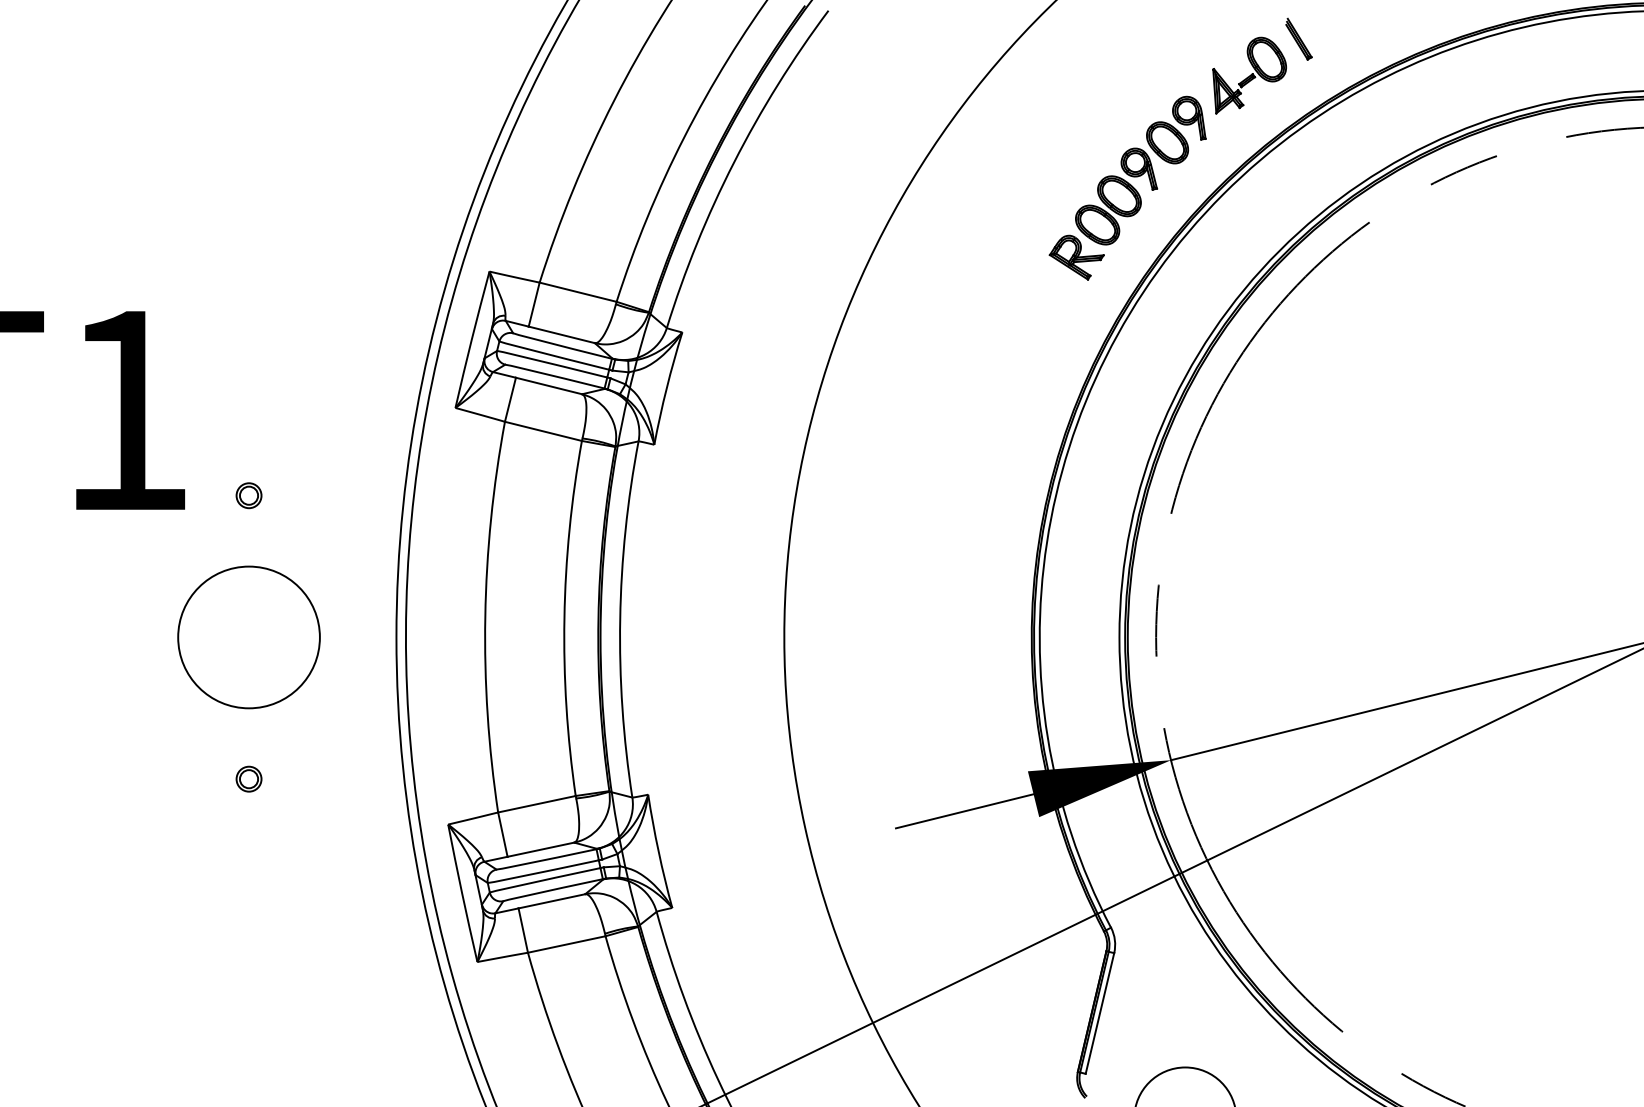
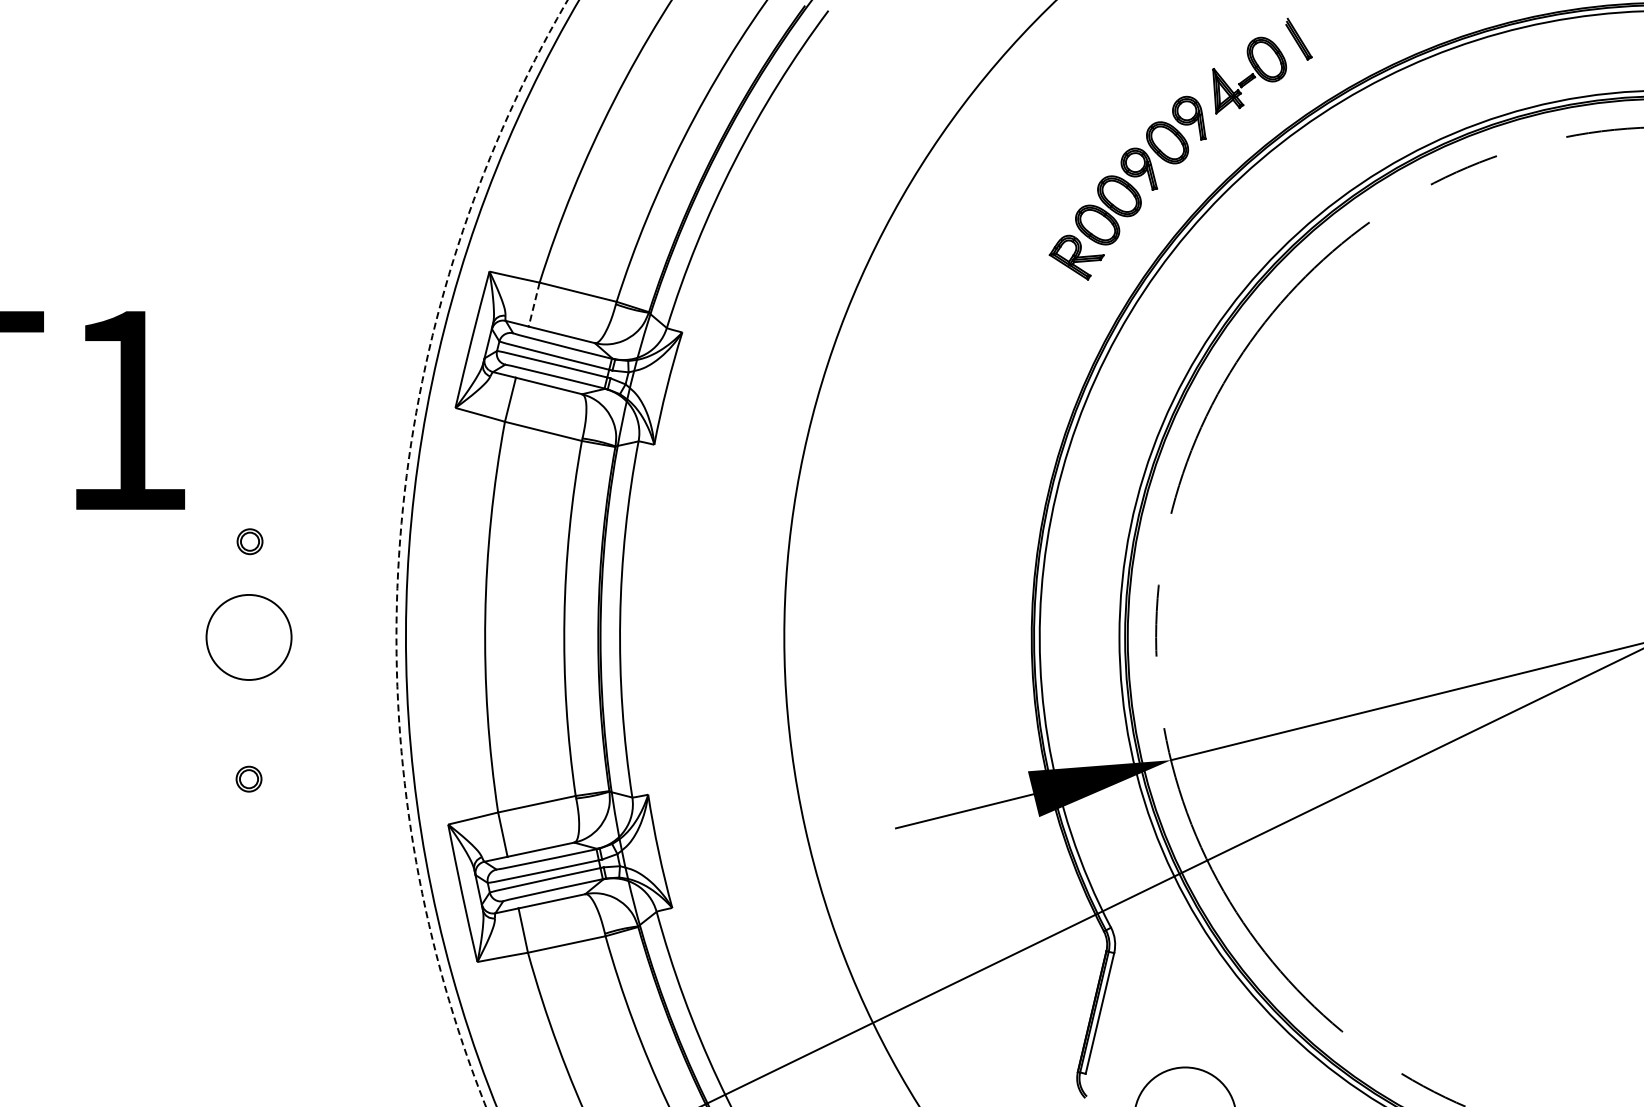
line: solid -> dashed (534, 304)
part position: (248, 495) -> (249, 541) (249, 541)
circle: solid -> dashed (481, 553)
circle diameter: 142 px -> 85 px (248, 636)
